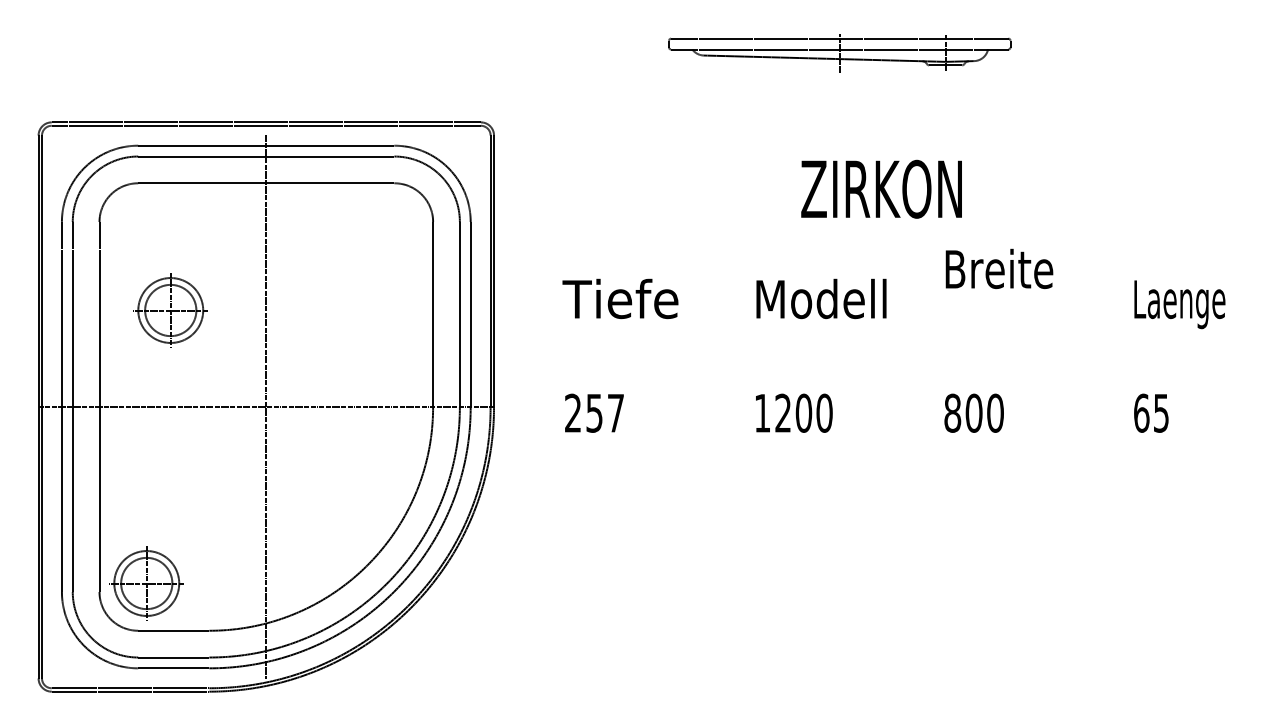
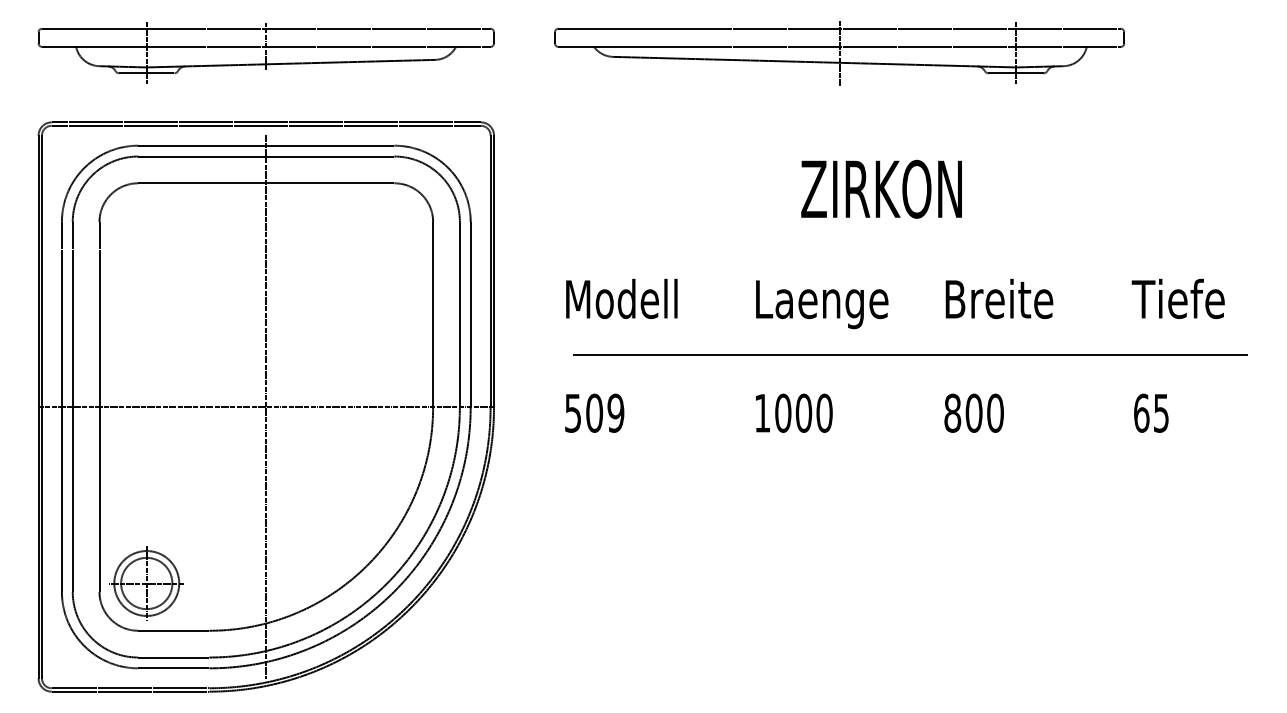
part: none -> present (265, 52)
part size: 344x39 px -> 572x65 px (839, 53)
text position: (999, 268) -> (999, 298) (999, 298)
text: Tiefe -> Modell (620, 298)
text: Modell -> Laenge (822, 303)
text: Laenge -> Tiefe (1178, 303)
part: present -> none (170, 310)
line: none -> present (910, 355)
text: 257 -> 509 (594, 412)
text: 1200 -> 1000 (783, 412)
